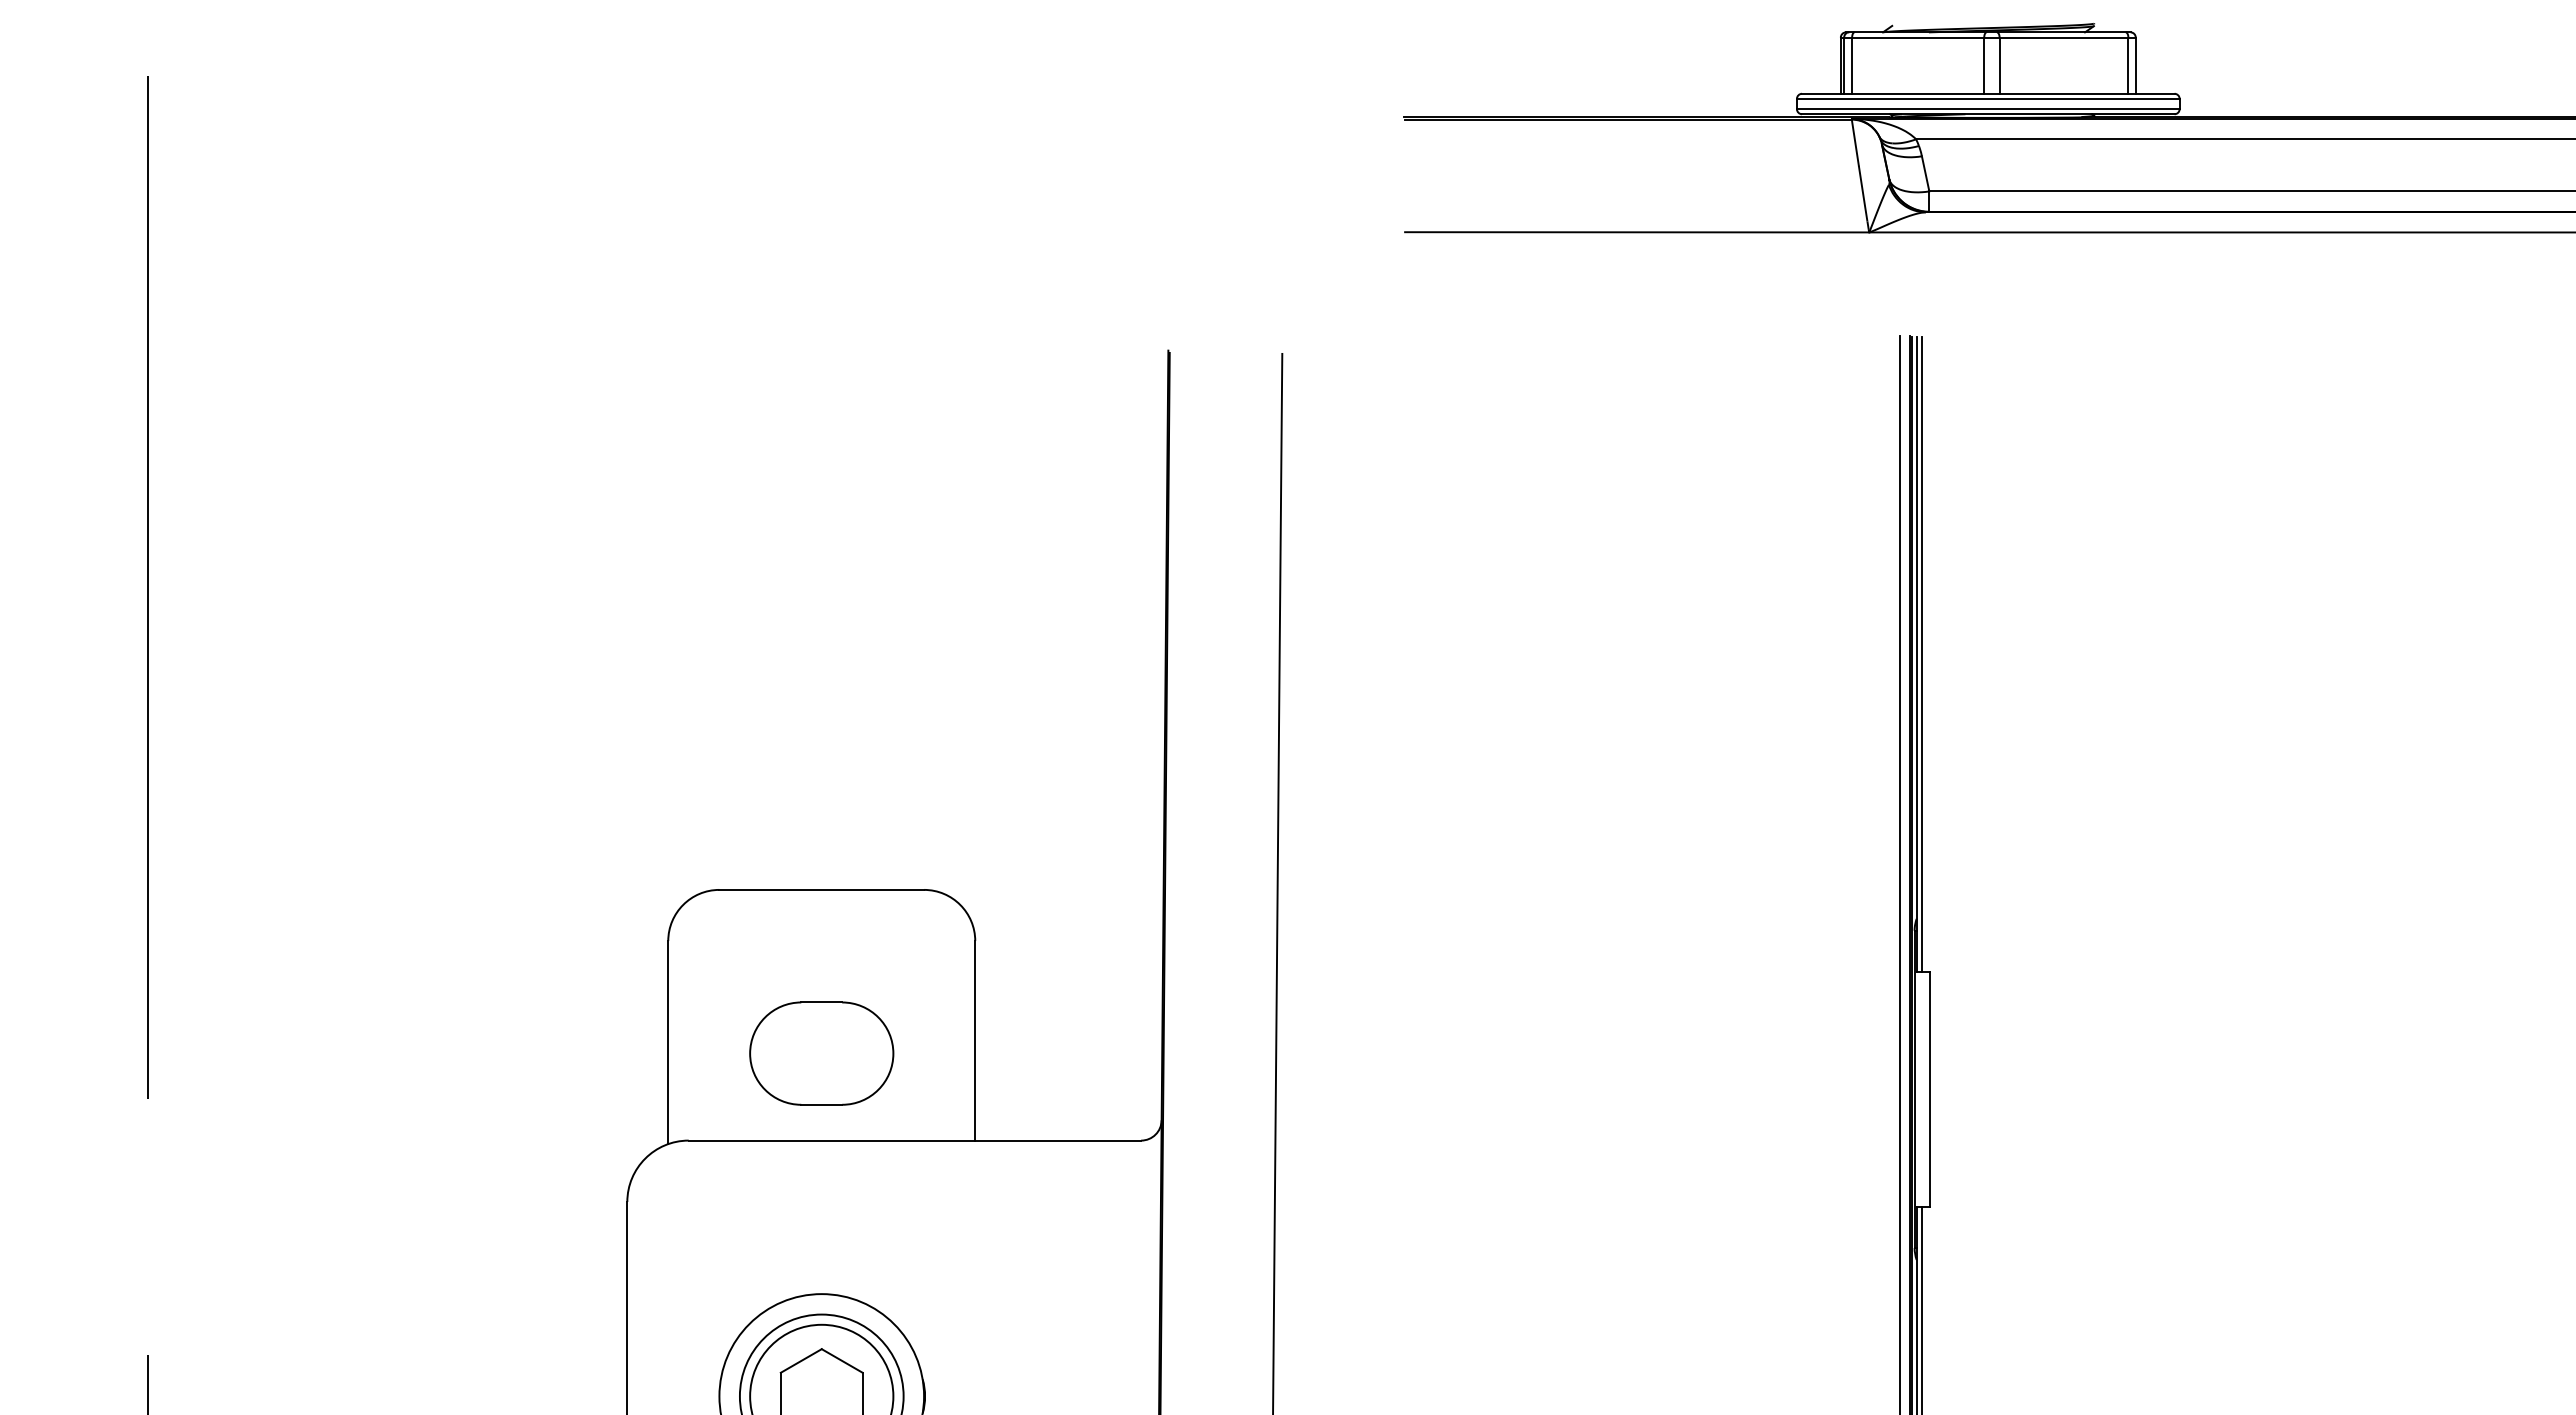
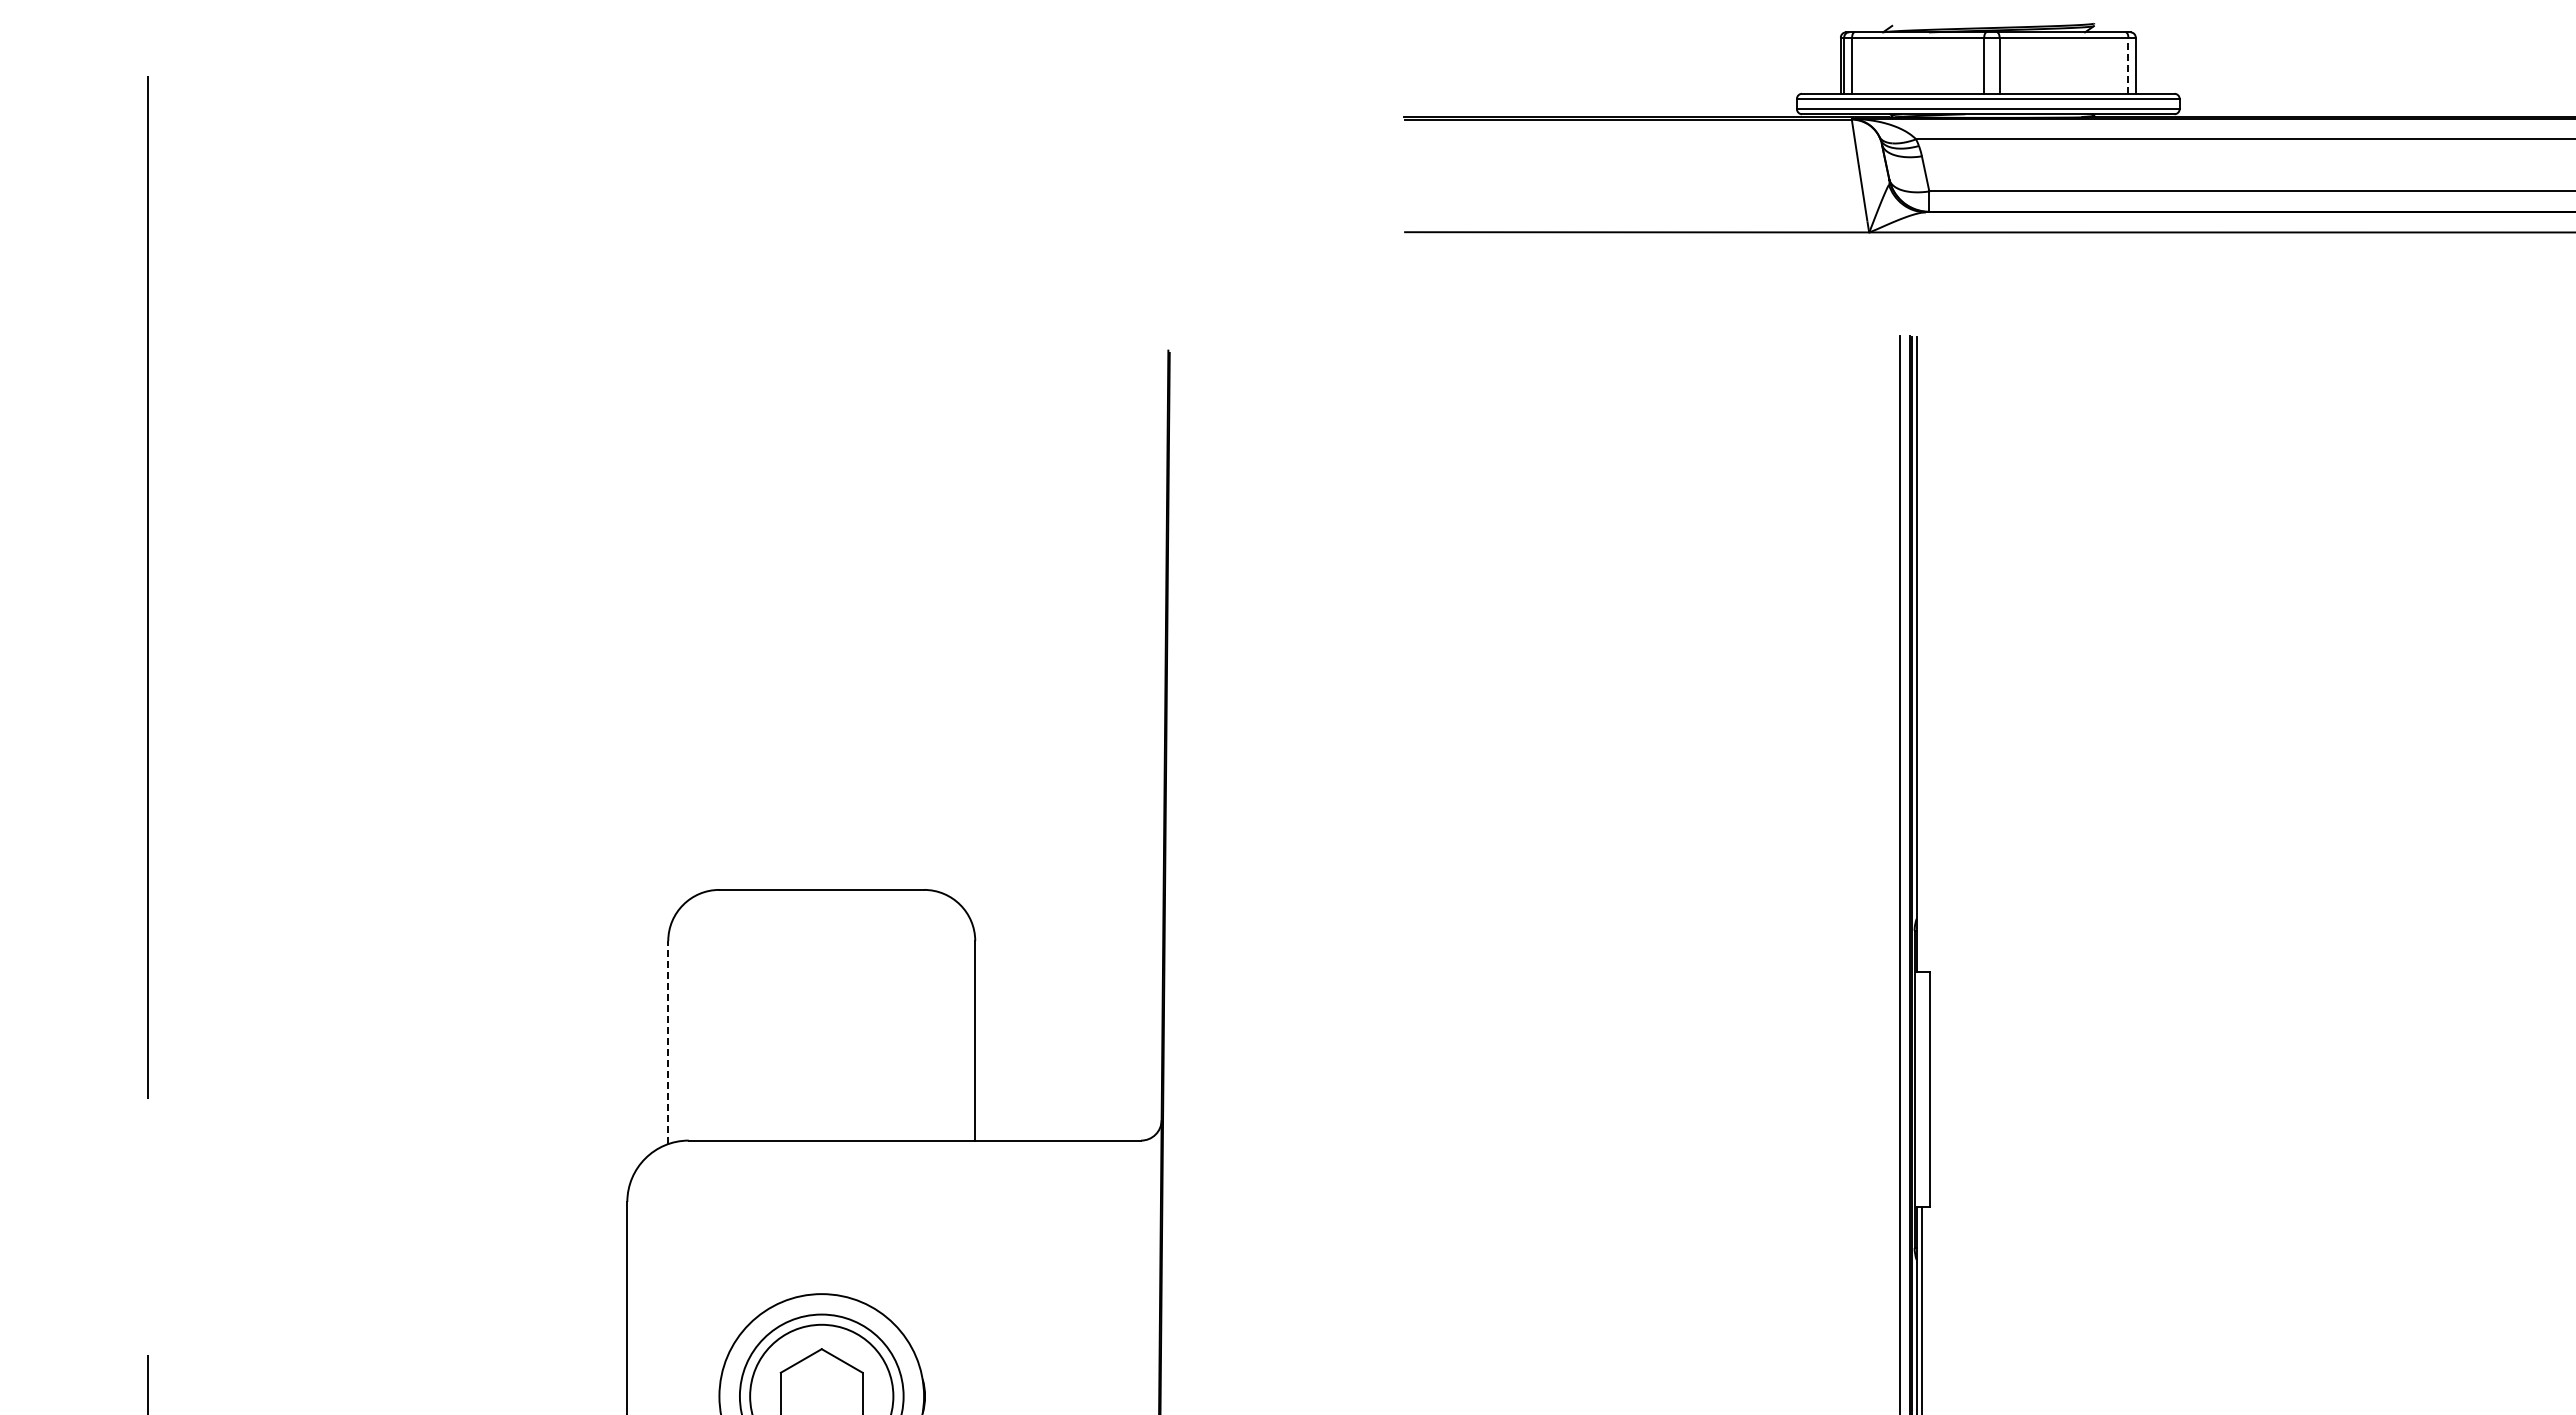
line: solid -> dashed (2128, 65)
line: present -> none (1921, 654)
line: present -> none (1277, 882)
line: solid -> dashed (668, 1042)
part: present -> none (821, 1053)
